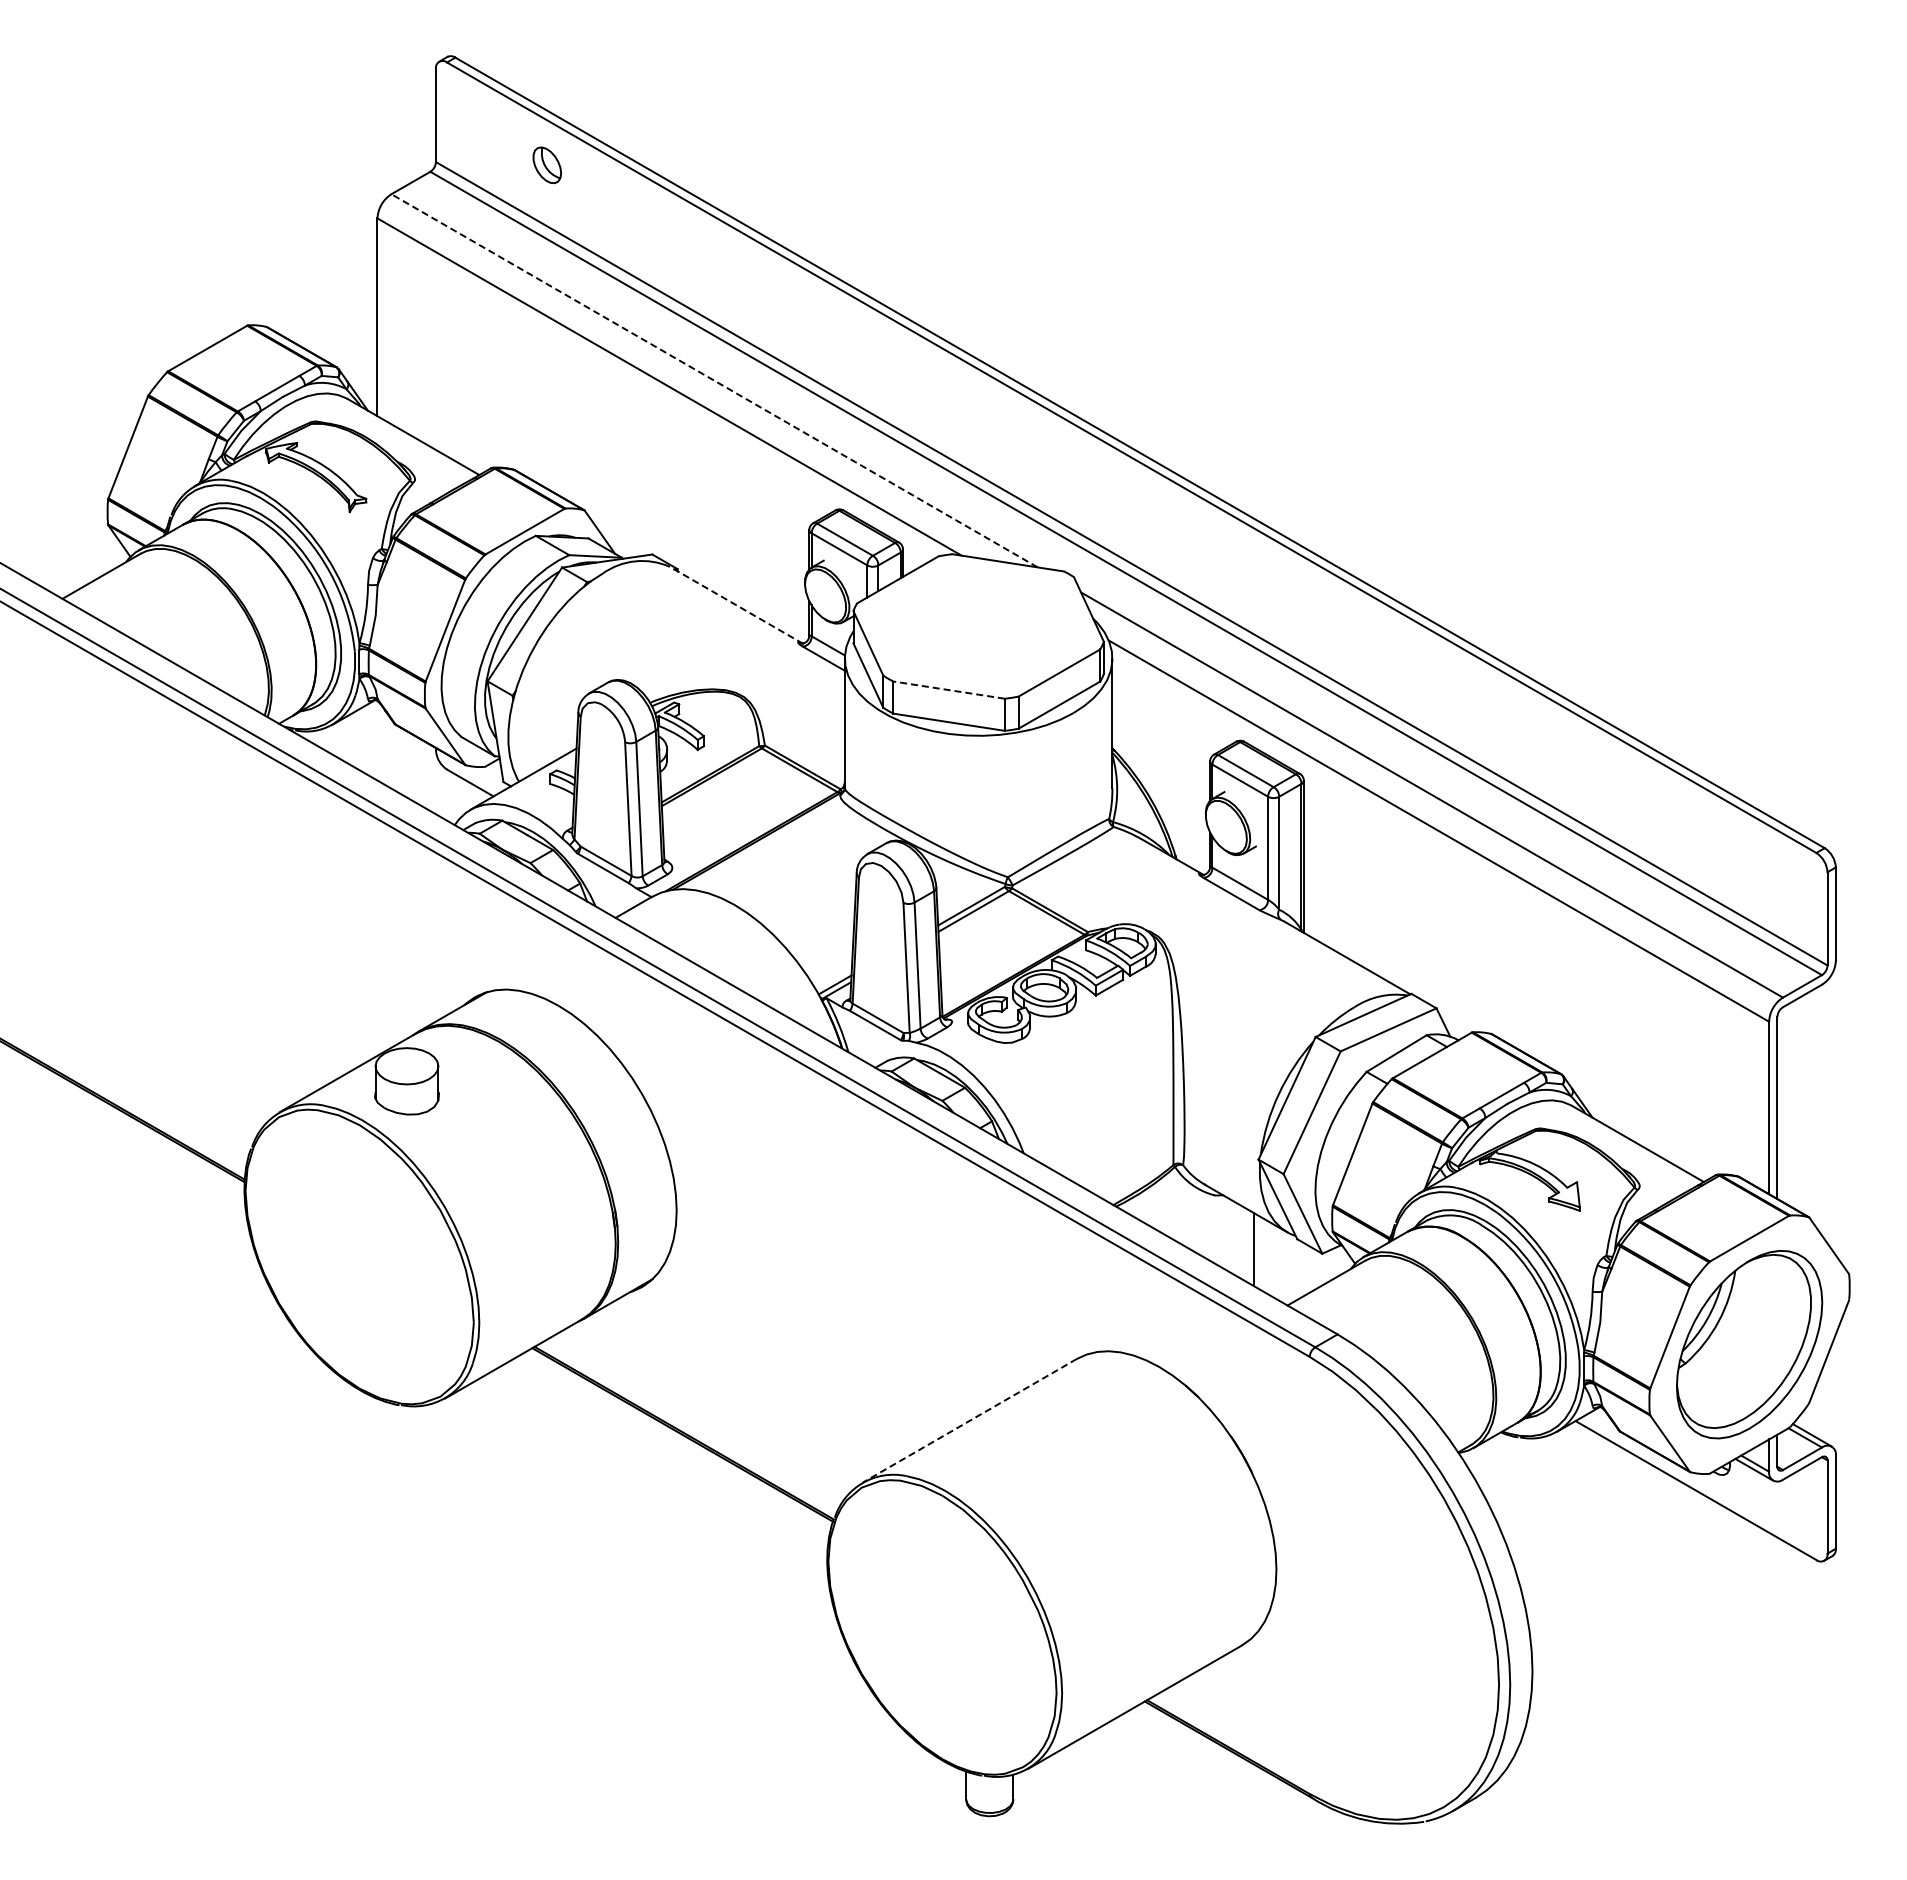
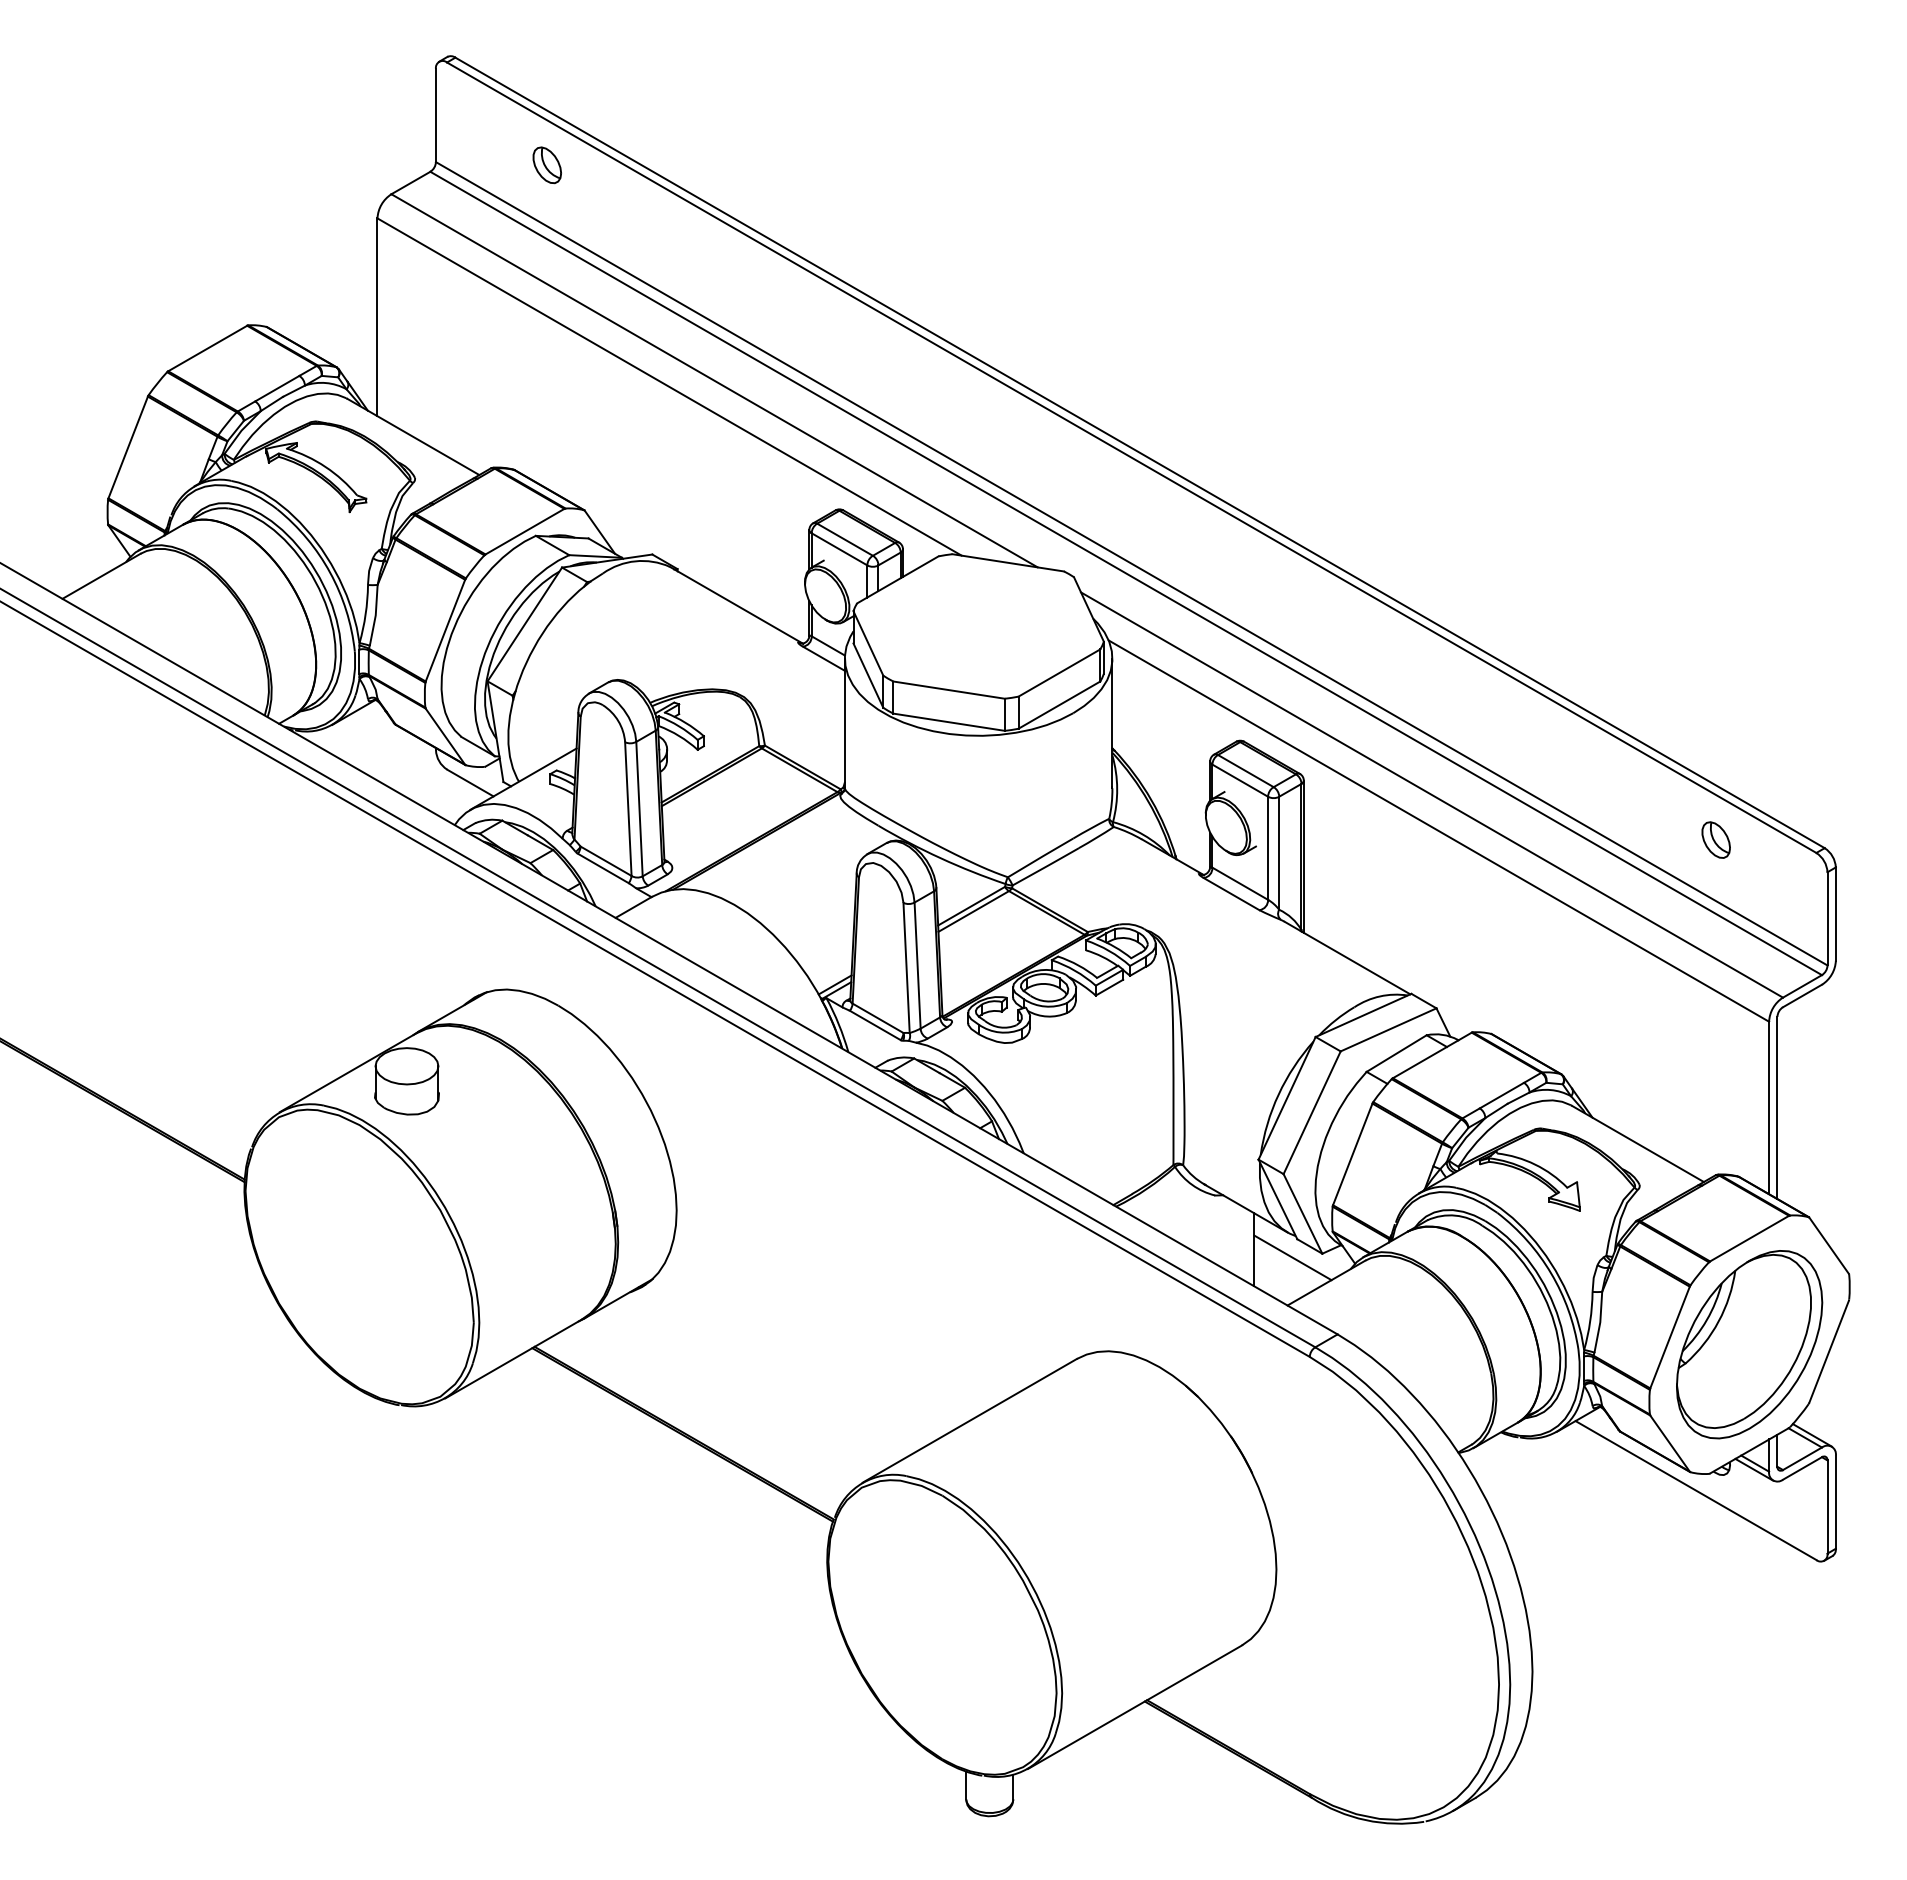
line: dashed -> solid (714, 380)
line: dashed -> solid (736, 605)
line: dashed -> solid (948, 690)
part: none -> present (1715, 839)
line: none -> present (1292, 1257)
line: dashed -> solid (969, 1420)
